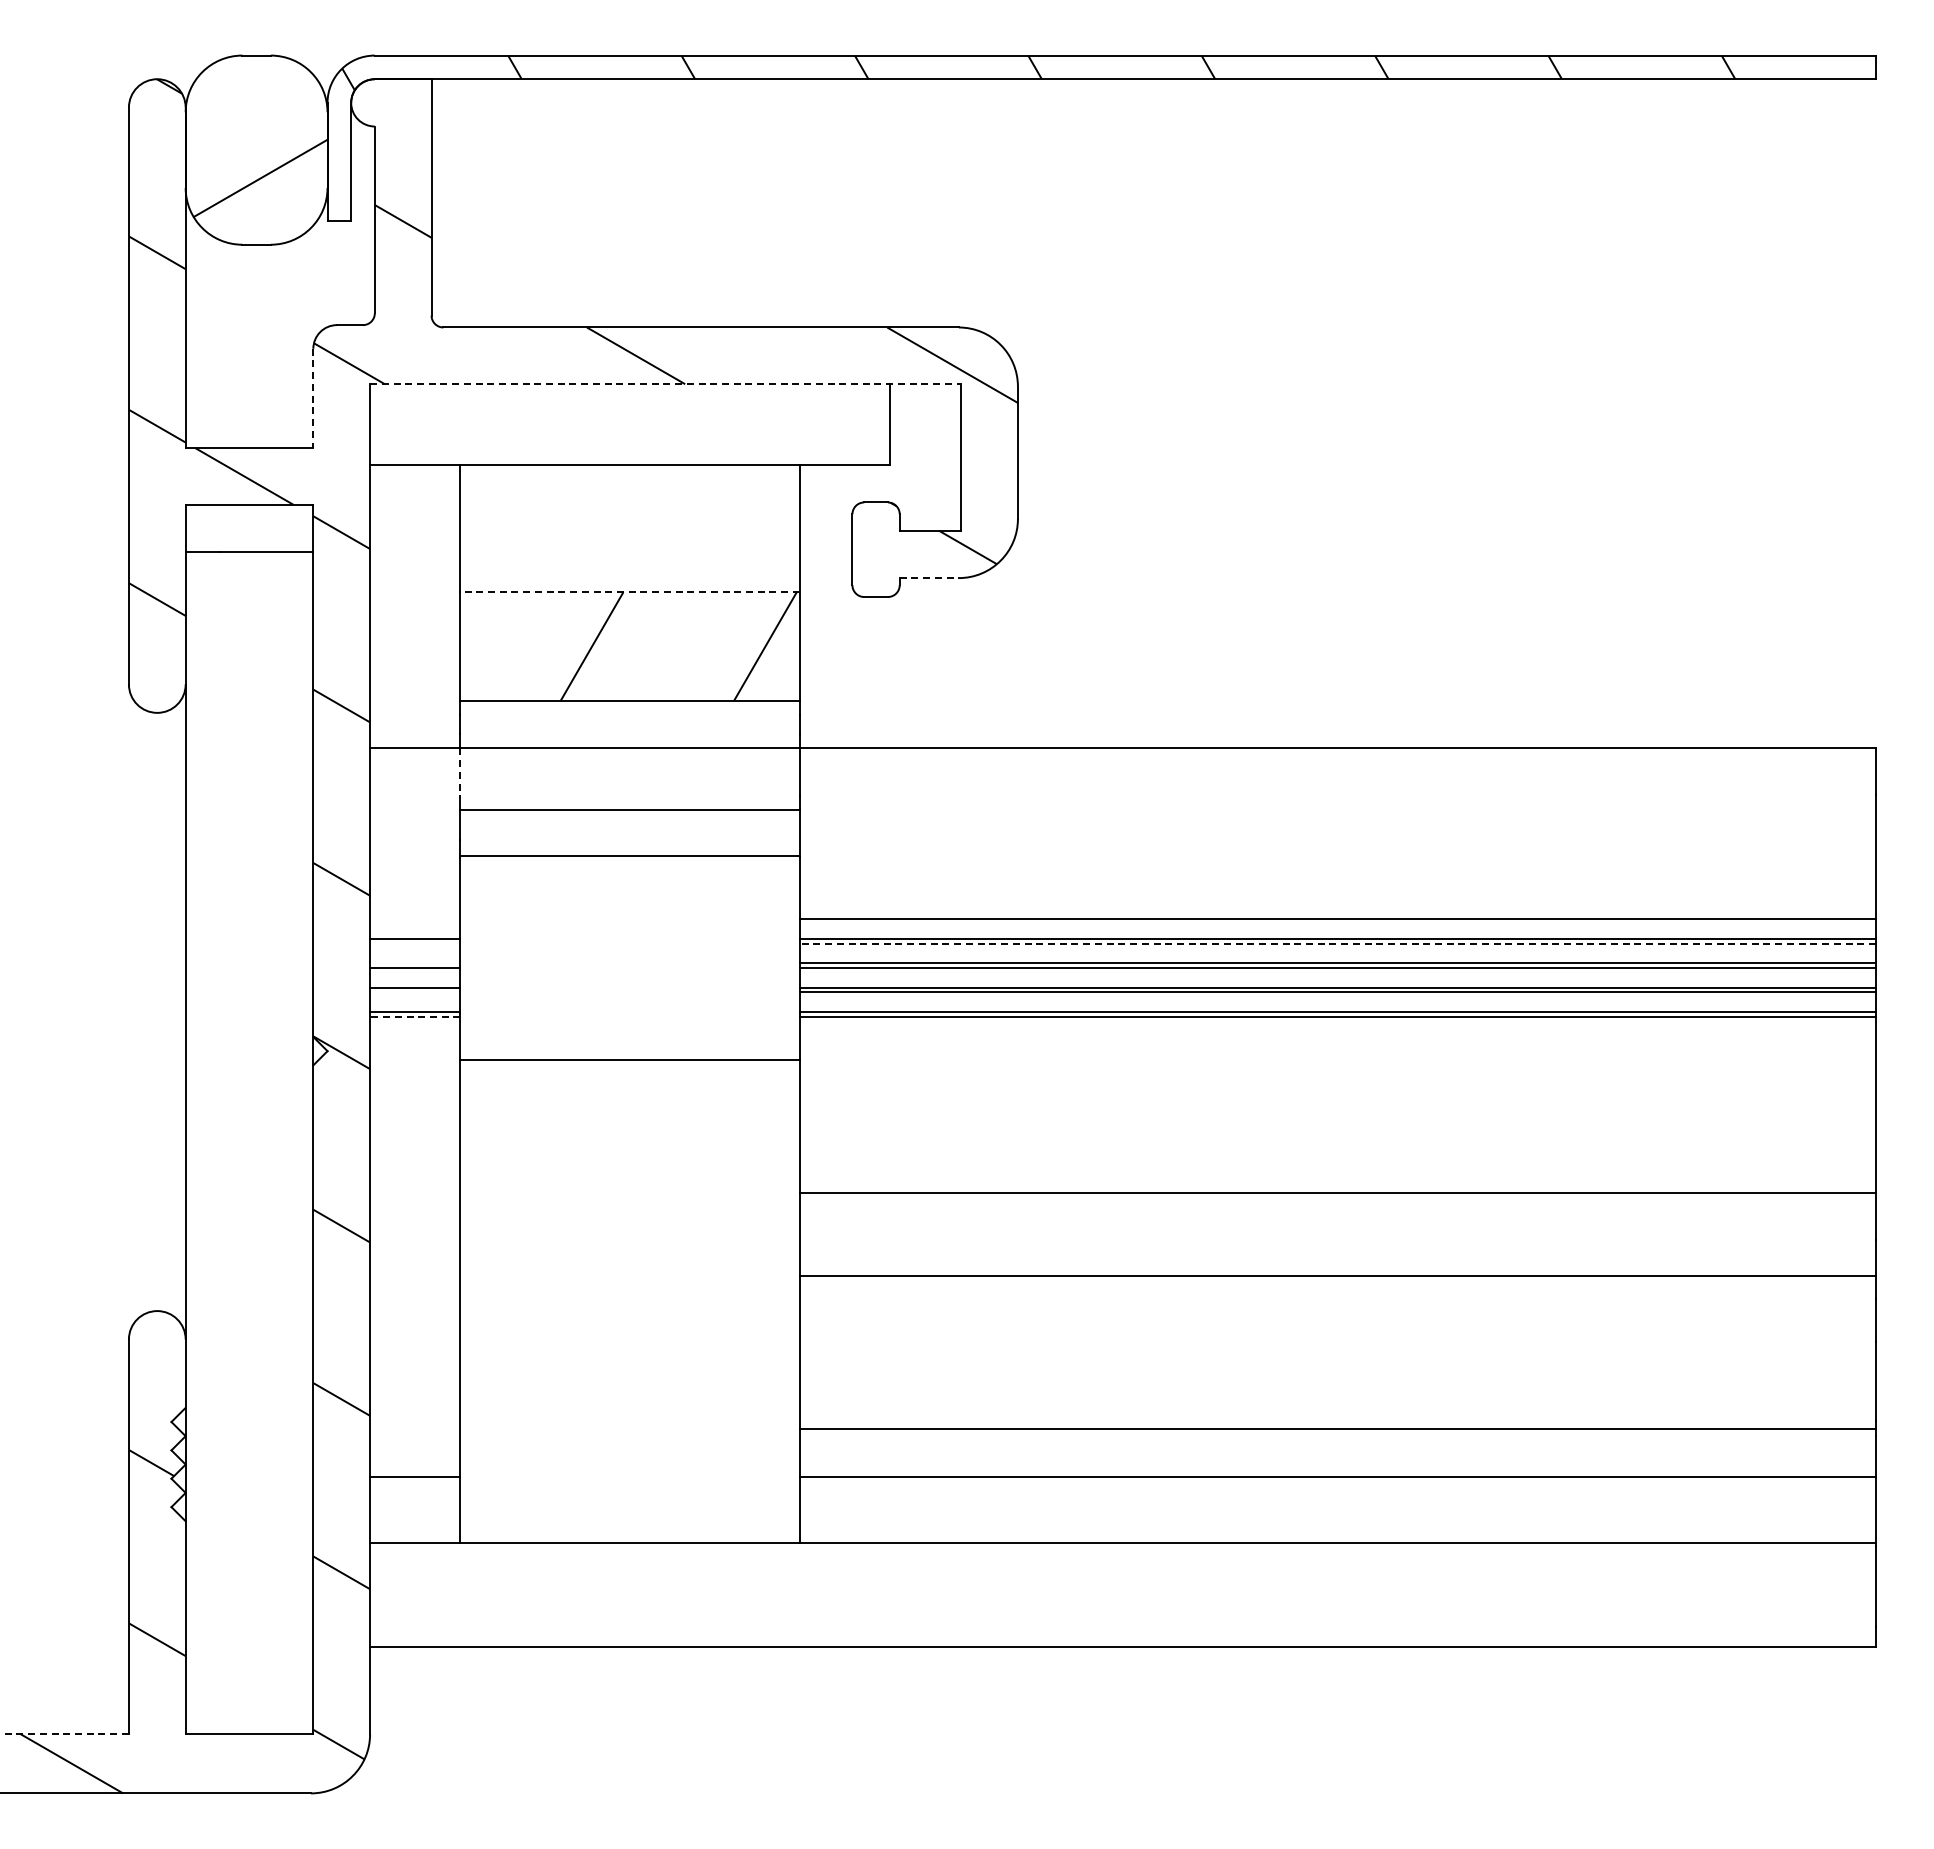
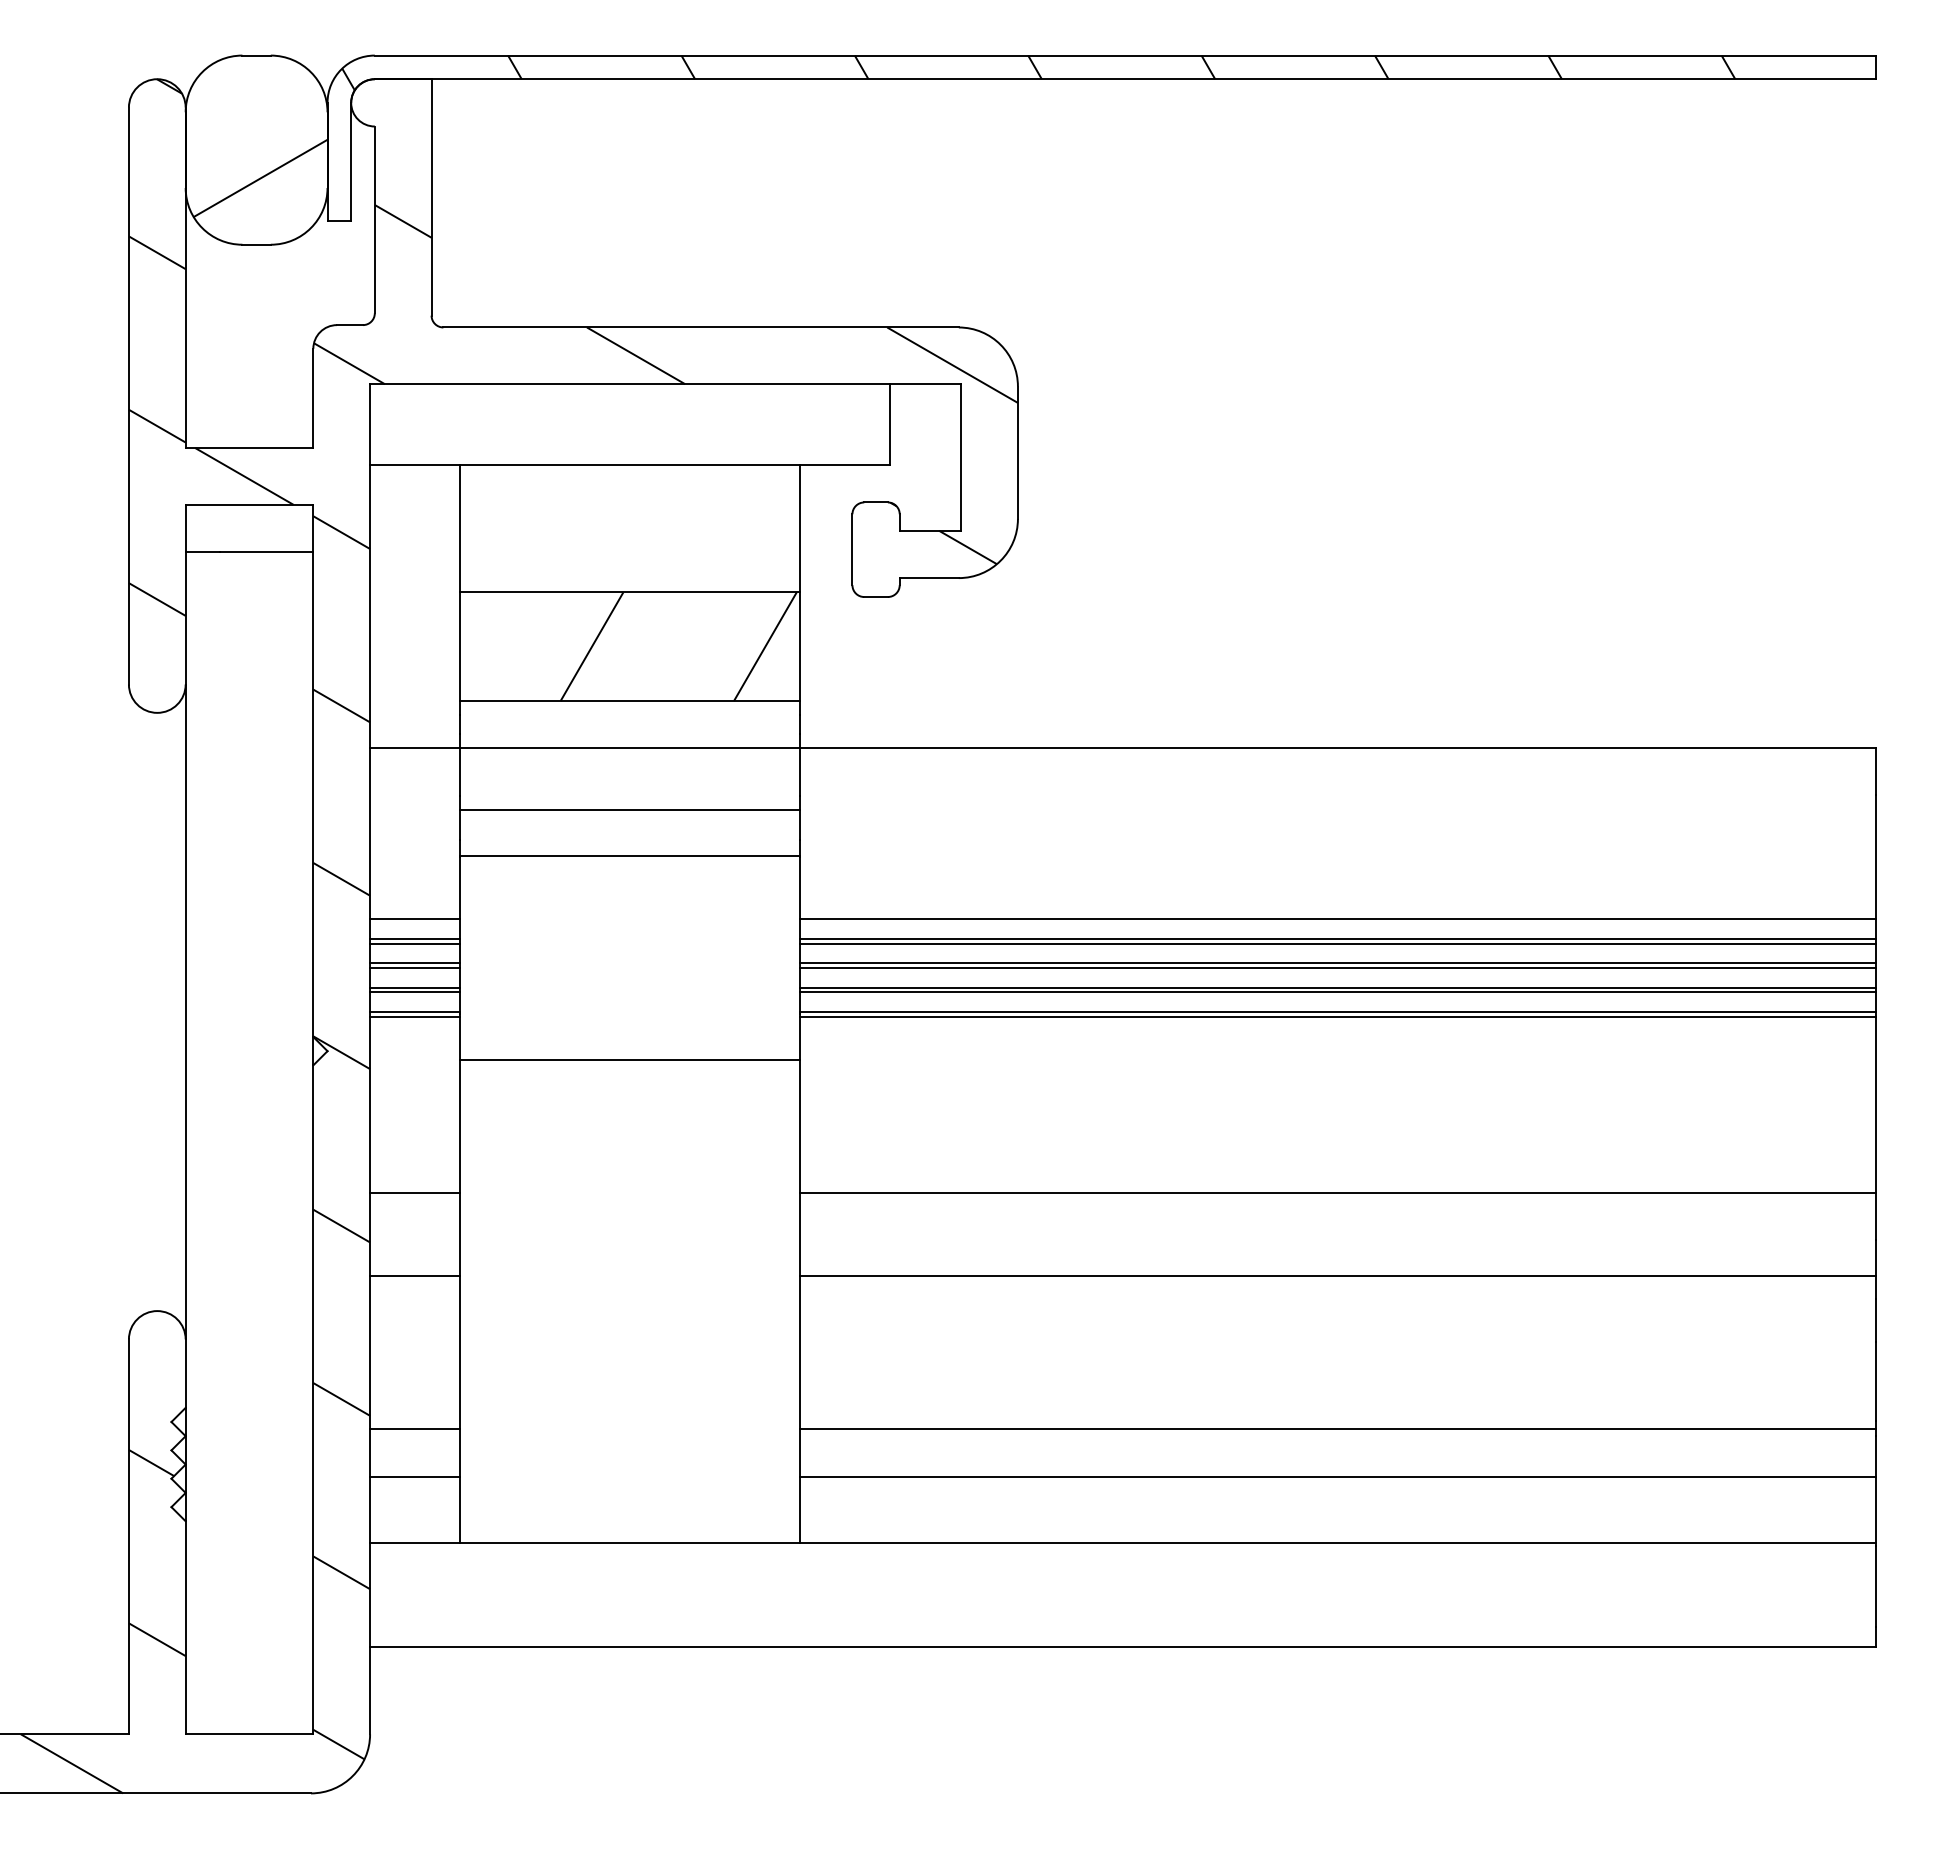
line: dashed -> solid (665, 384)
line: dashed -> solid (313, 398)
line: dashed -> solid (929, 578)
line: dashed -> solid (630, 592)
line: dashed -> solid (460, 771)
line: none -> present (415, 919)
line: none -> present (415, 943)
line: dashed -> solid (1337, 943)
line: none -> present (415, 963)
line: none -> present (415, 992)
line: dashed -> solid (414, 1016)
line: none -> present (415, 1192)
line: none -> present (415, 1275)
line: none -> present (415, 1428)
line: dashed -> solid (64, 1734)
